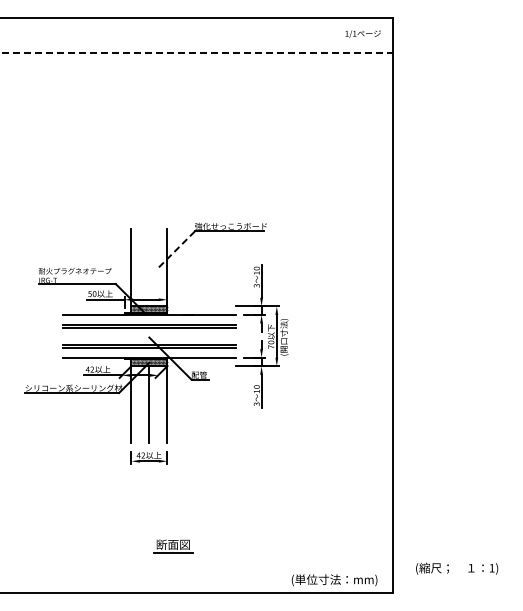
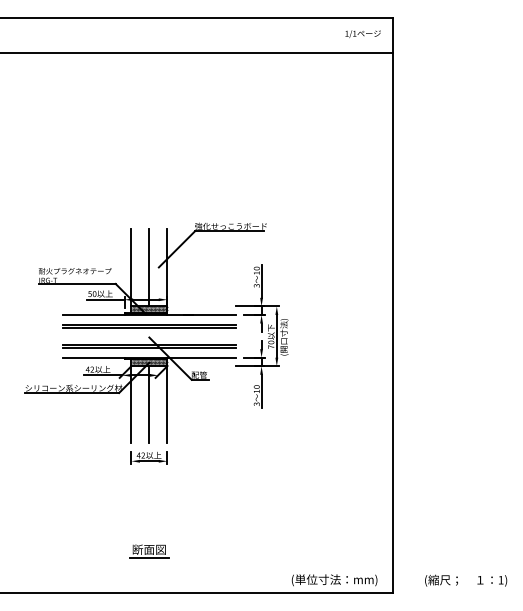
line: dashed -> solid (197, 52)
line: dashed -> solid (177, 249)
line: none -> present (149, 267)
part position: (173, 546) -> (149, 551) (149, 551)
text position: (457, 568) -> (466, 580) (466, 580)
